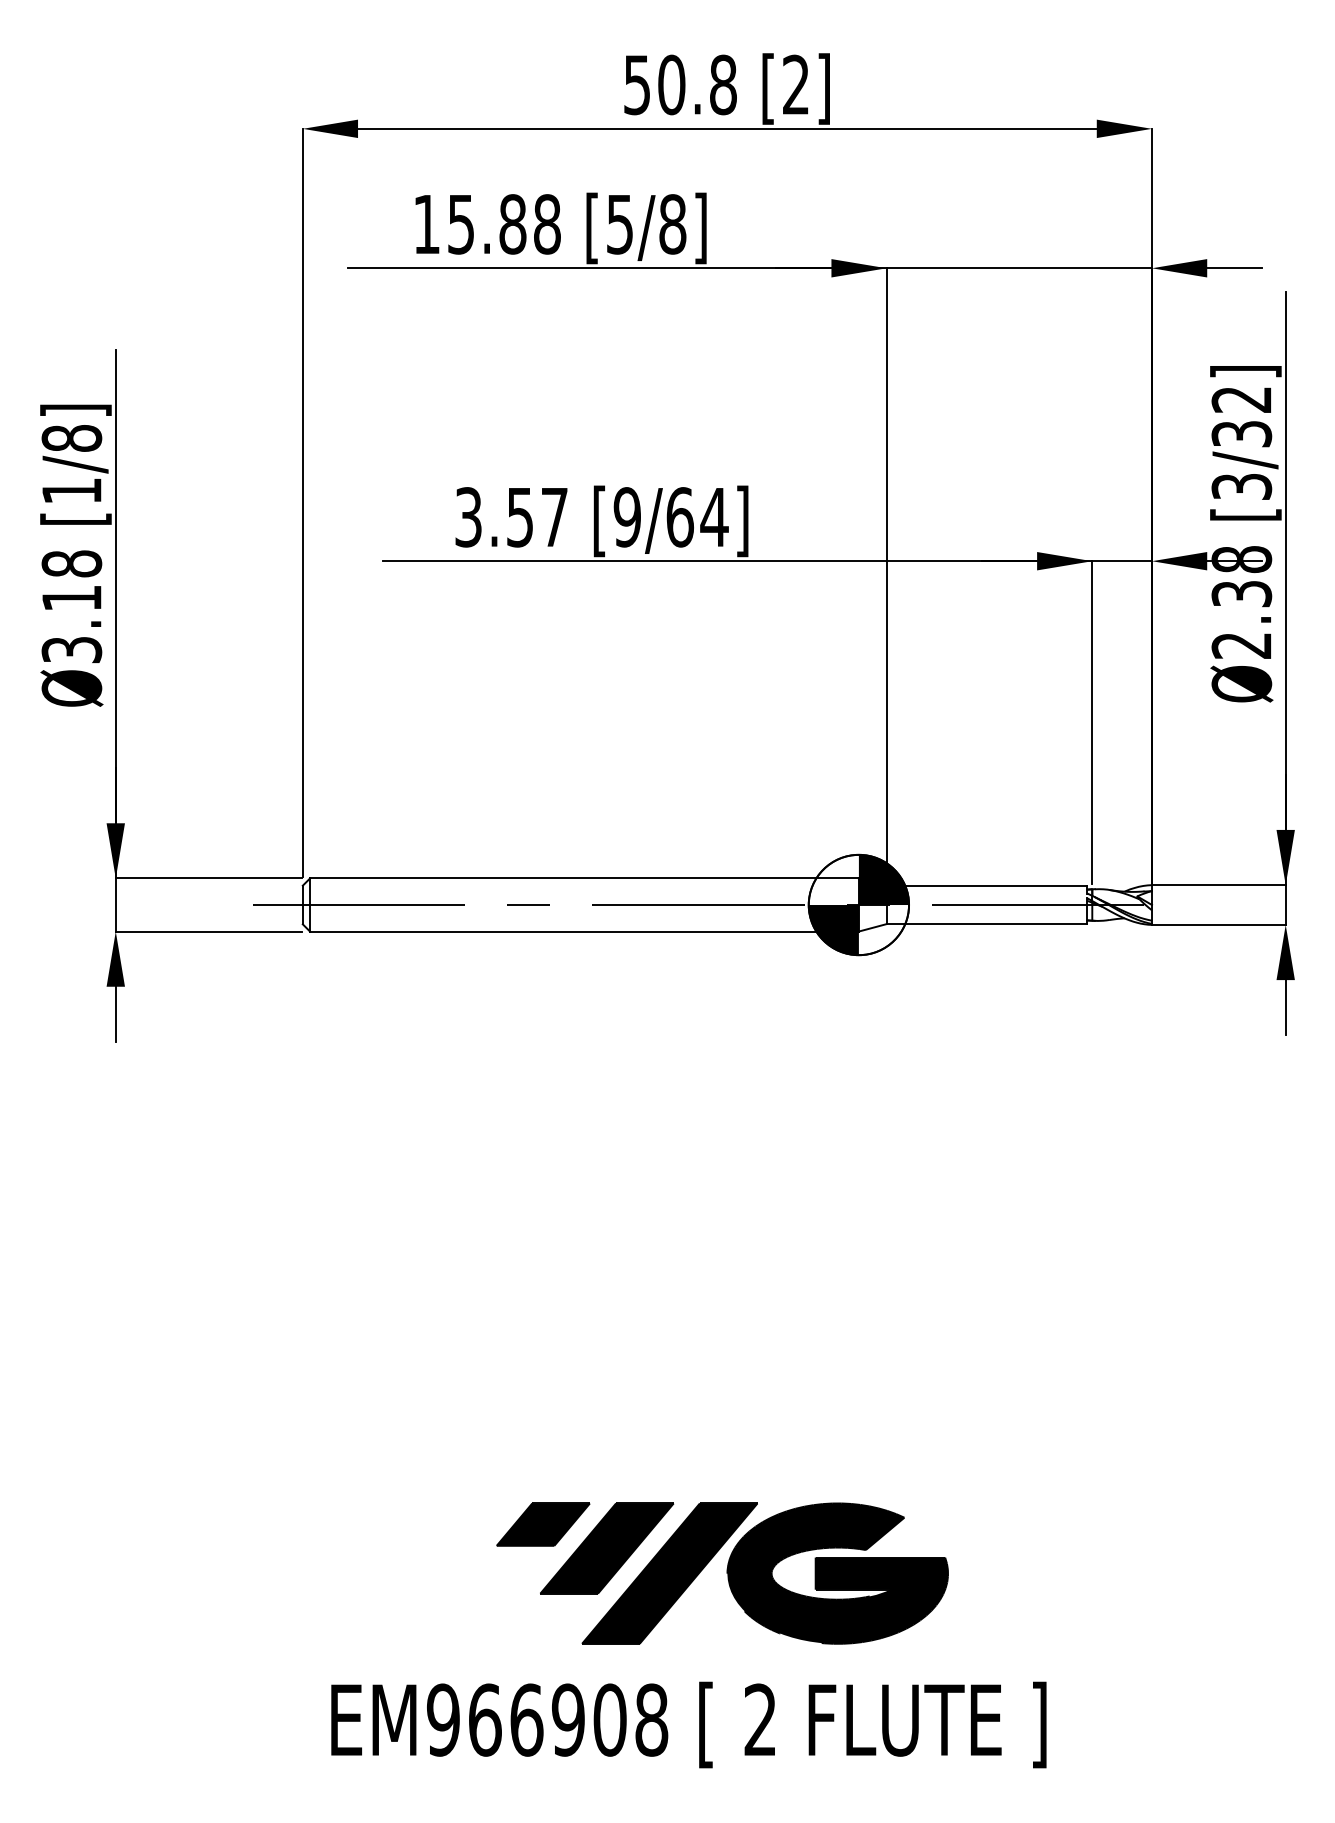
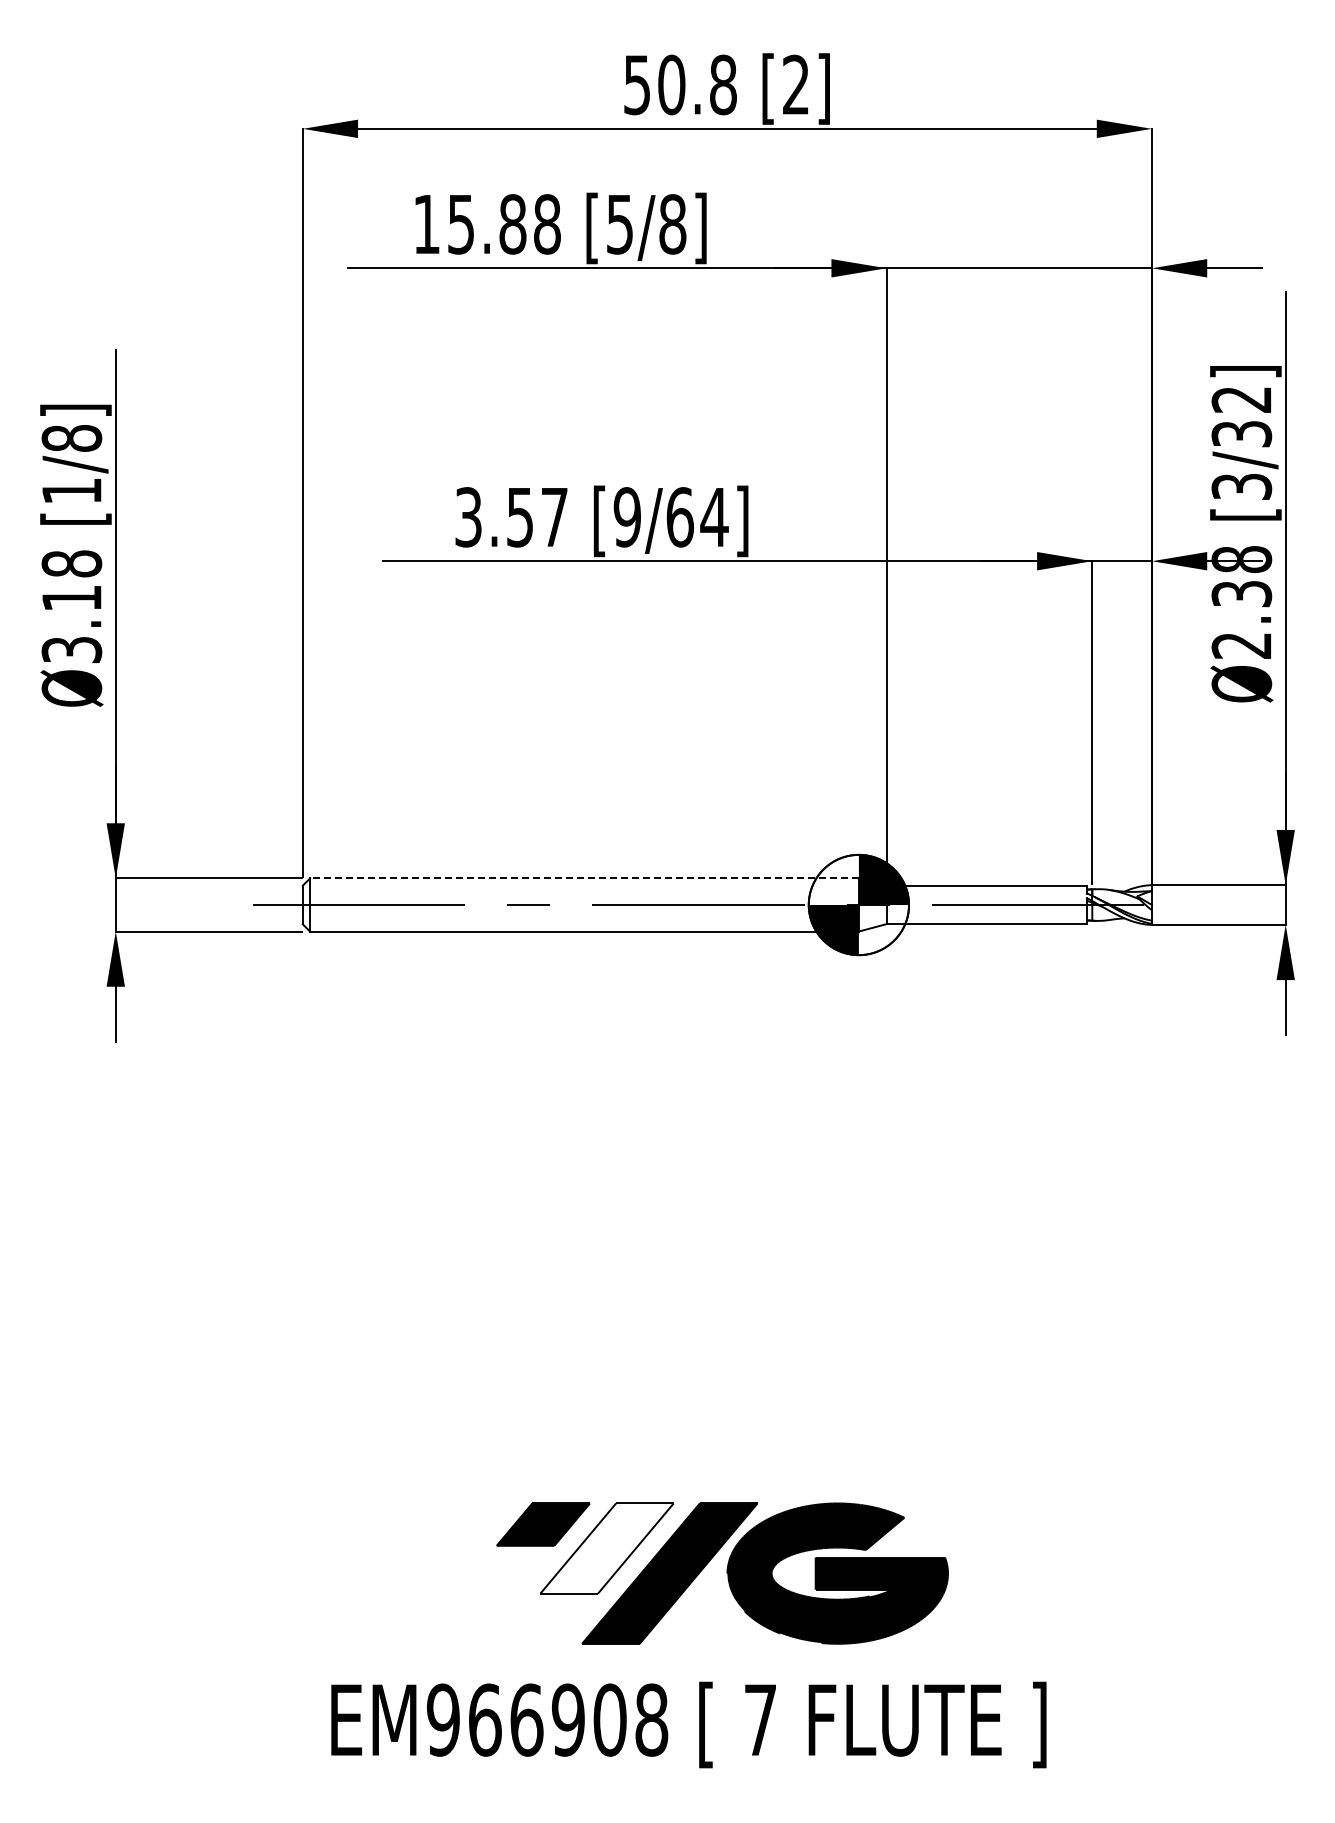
line: solid -> dashed (583, 878)
fill: present -> none (606, 1548)
text: 2 -> 7 (759, 1719)
